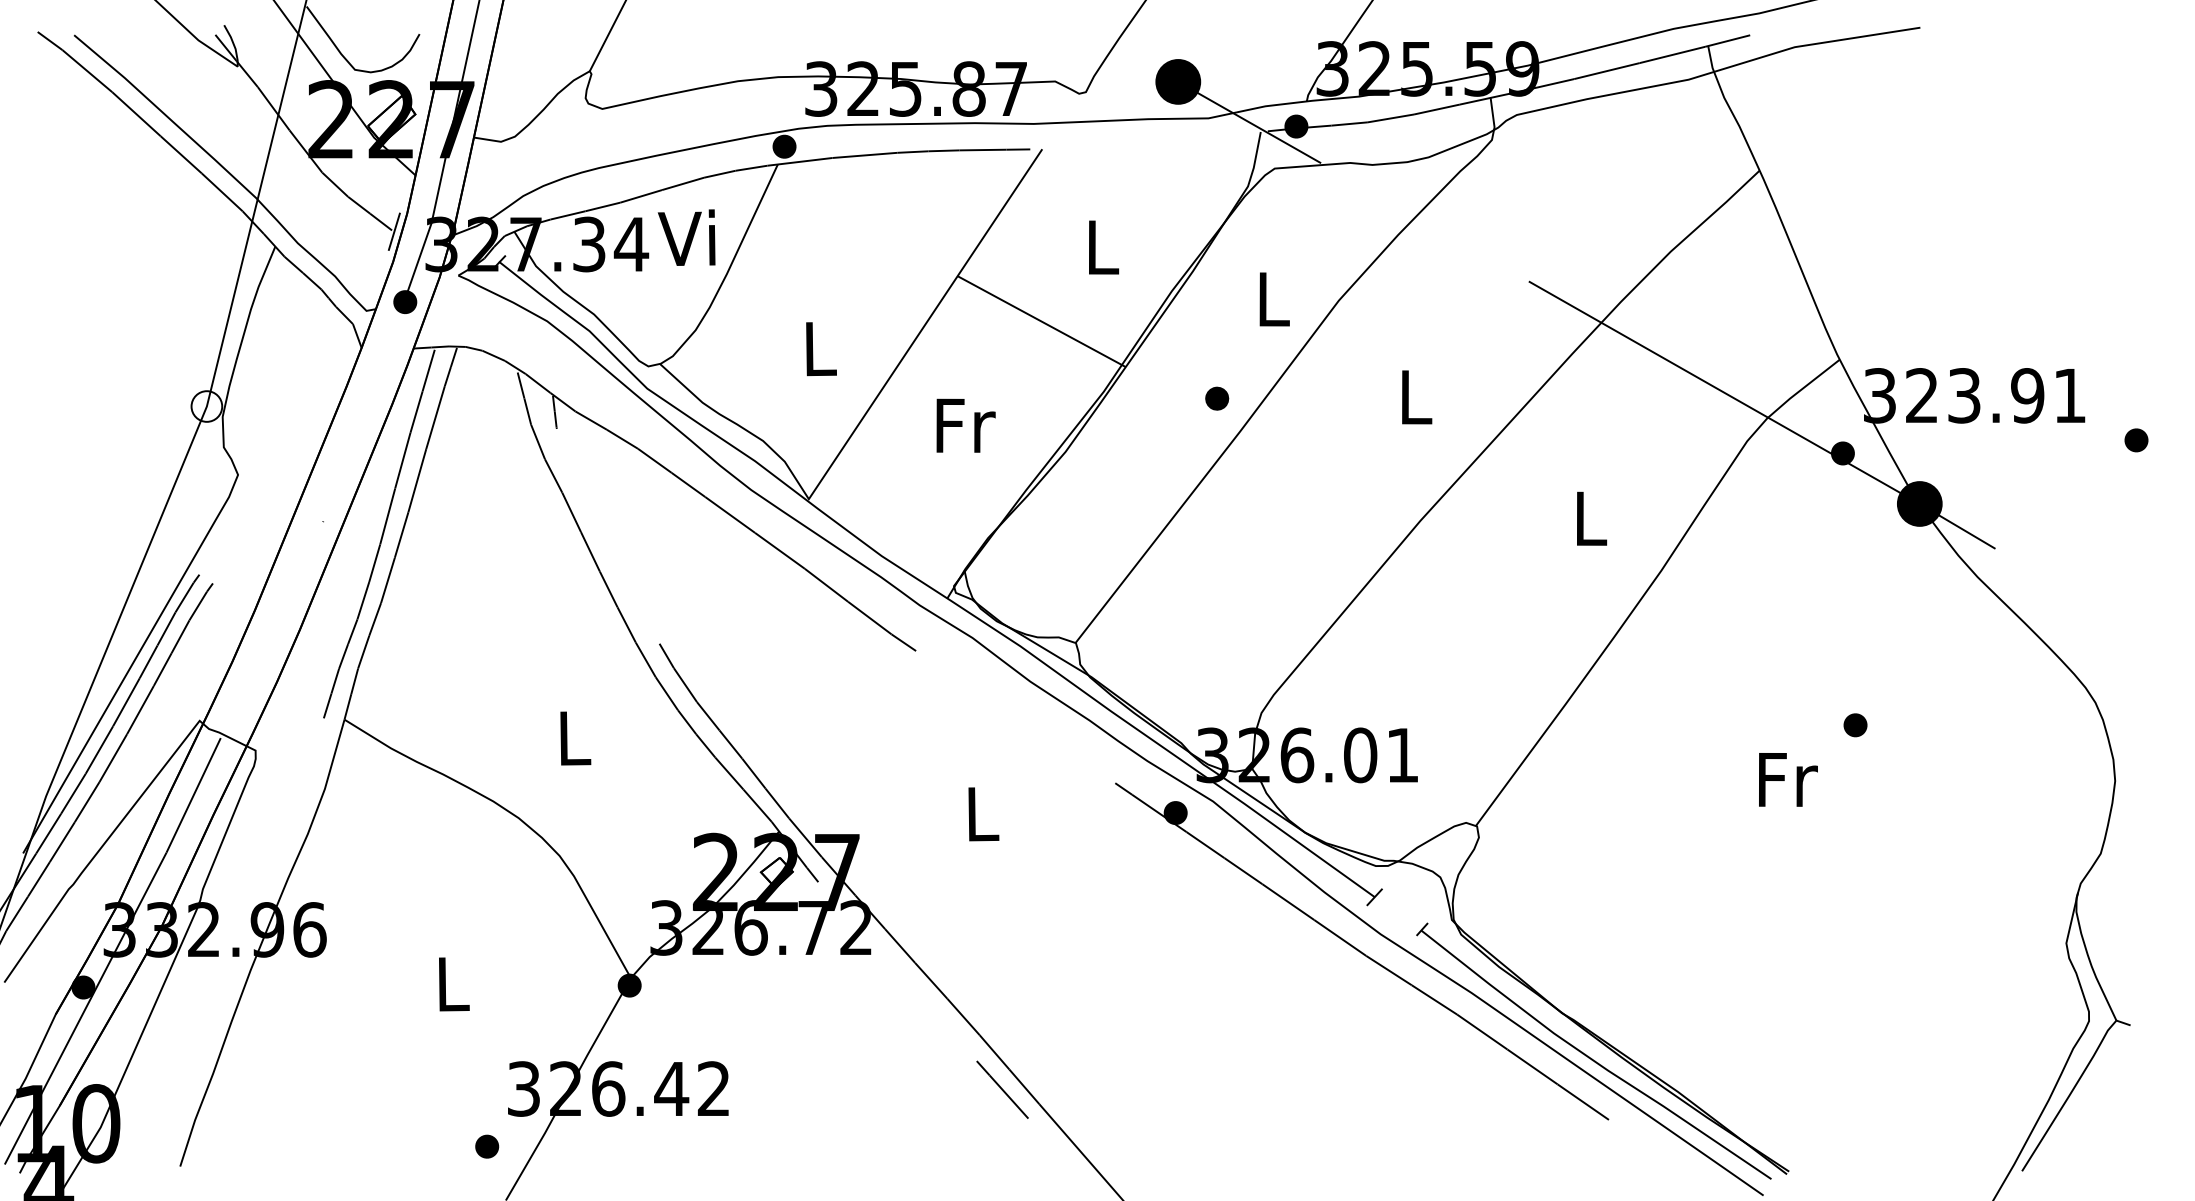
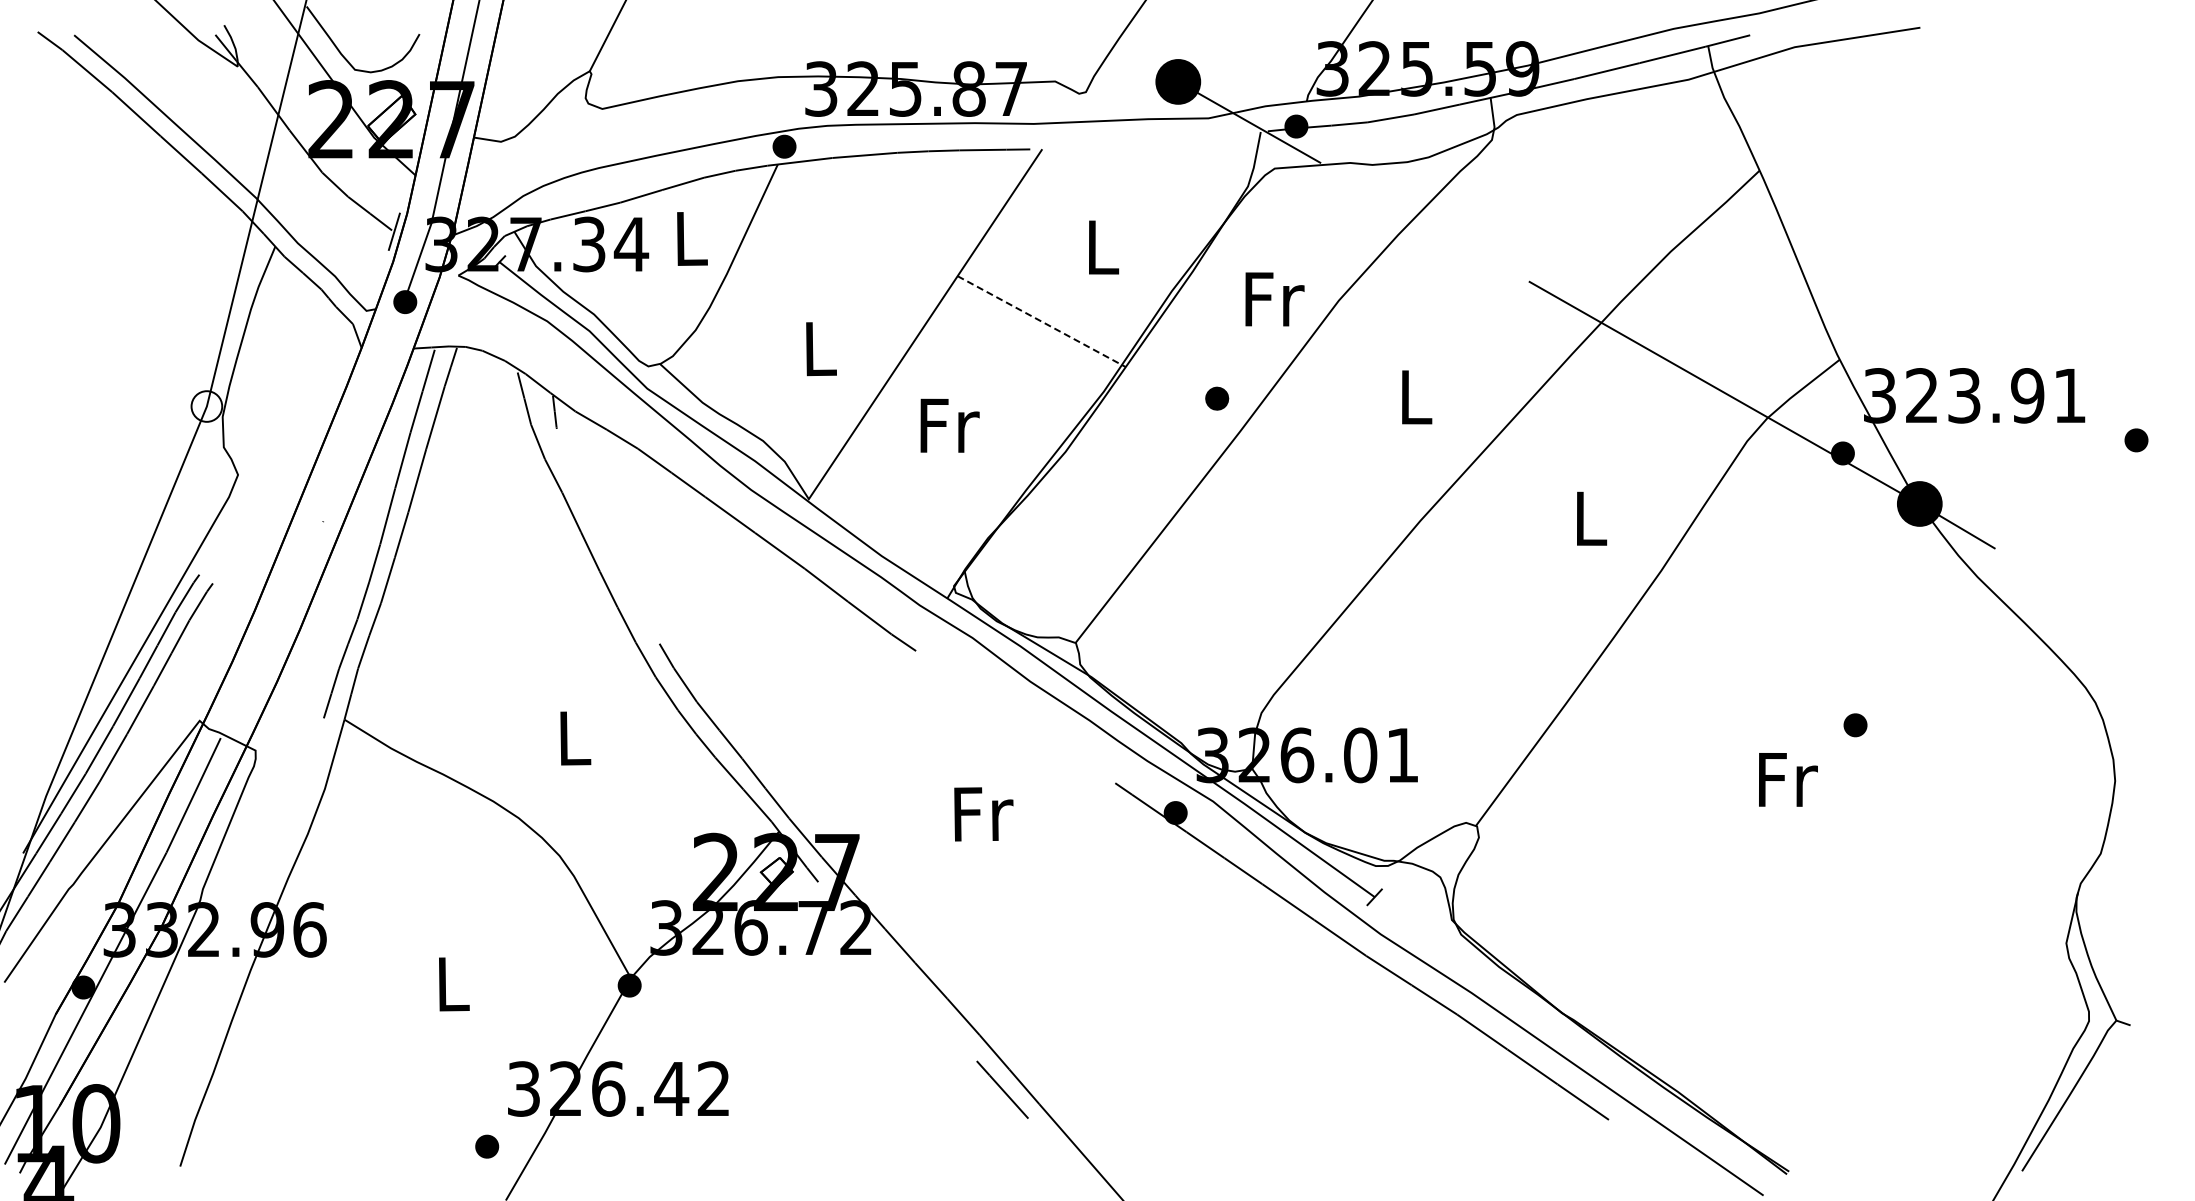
text: Vi -> L (686, 237)
text: L -> Fr (1274, 299)
line: solid -> dashed (1041, 321)
text position: (965, 425) -> (949, 425) (949, 425)
text: L -> Fr (983, 814)
part: present -> none (1589, 1056)
